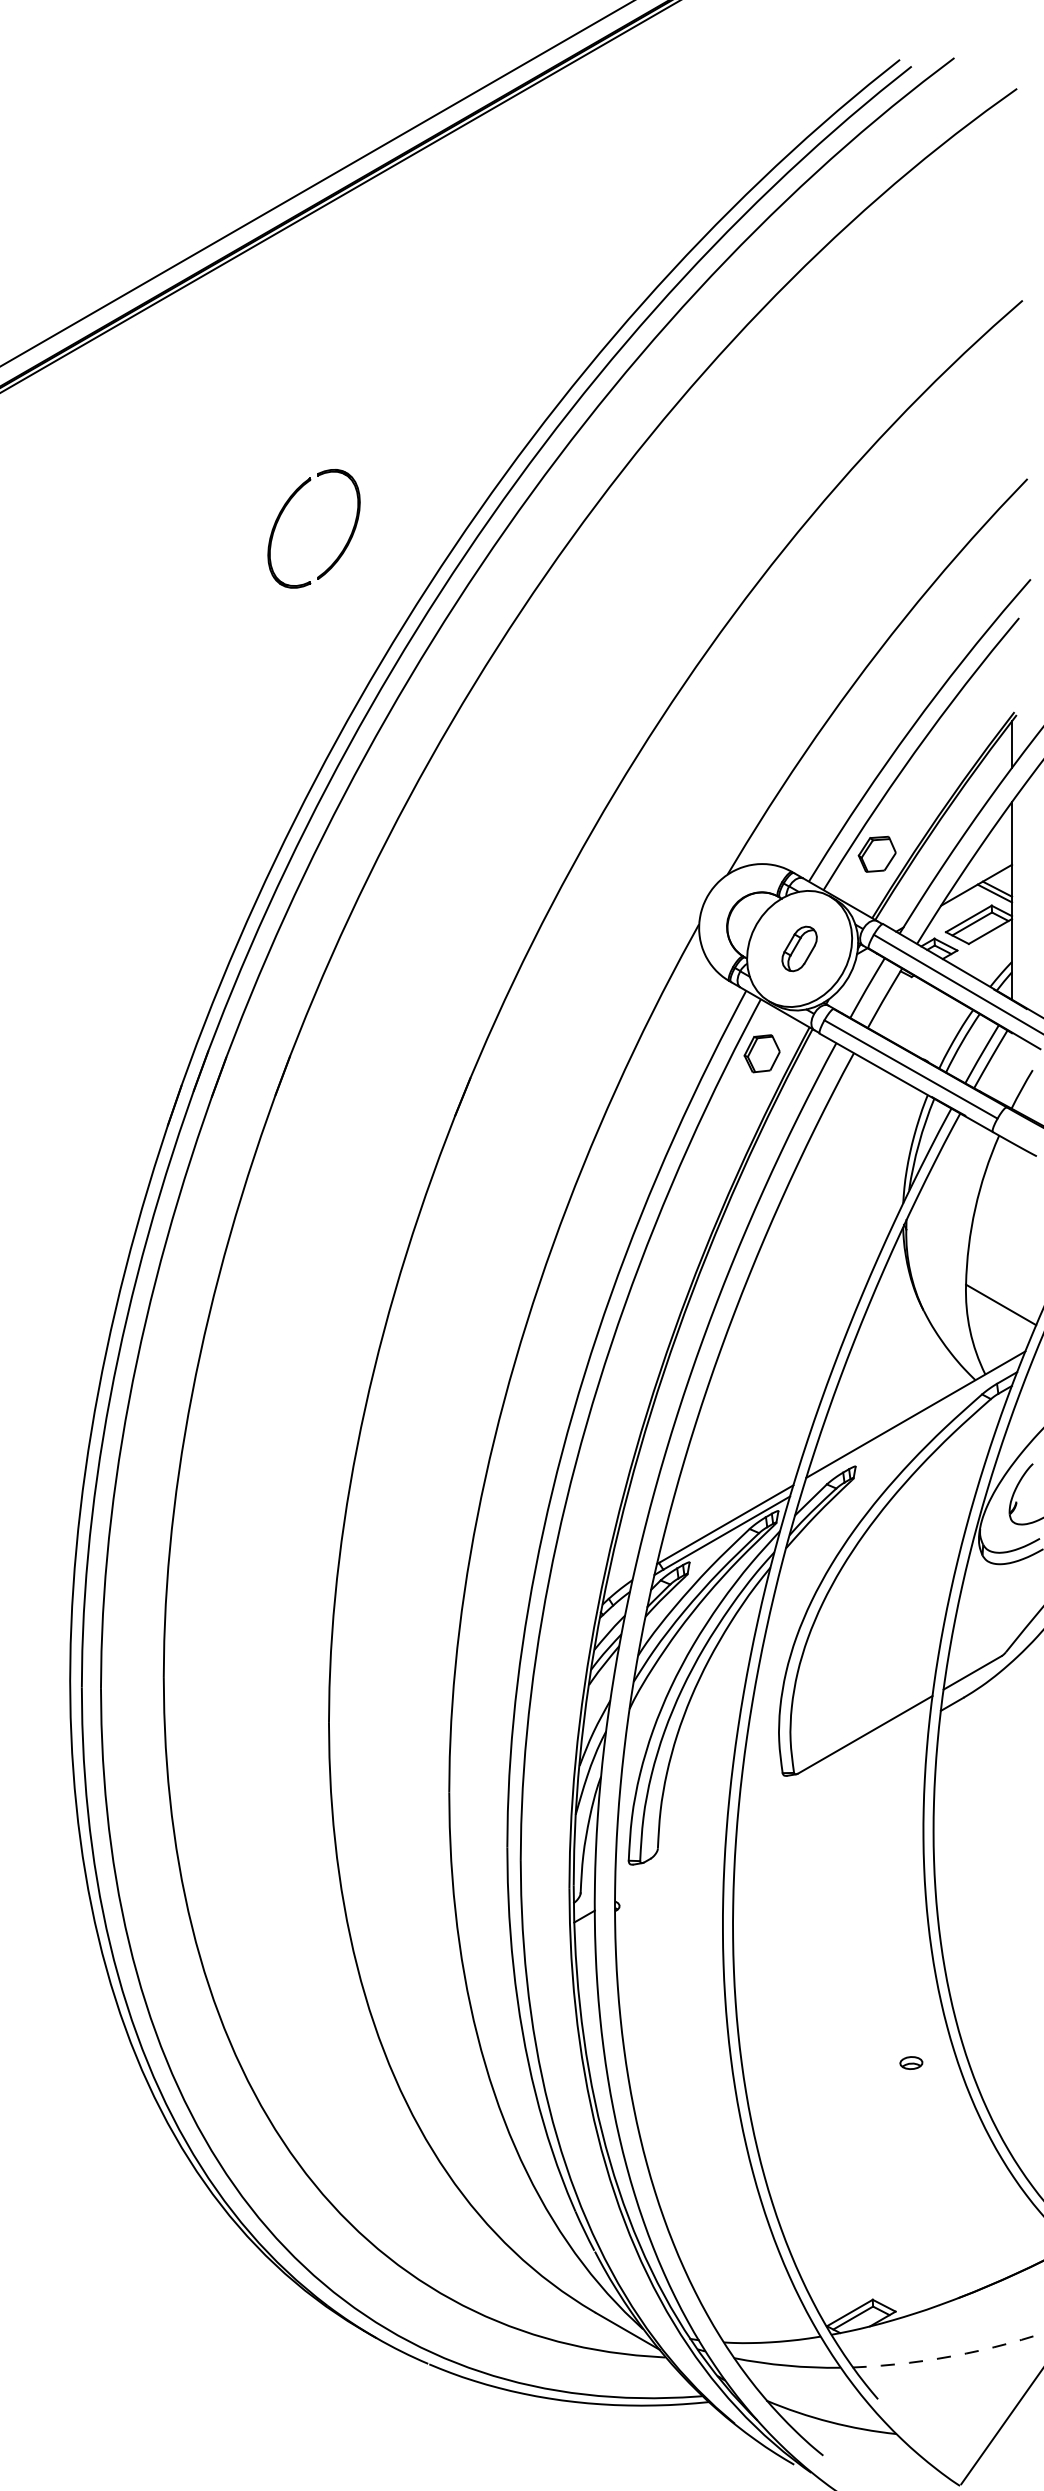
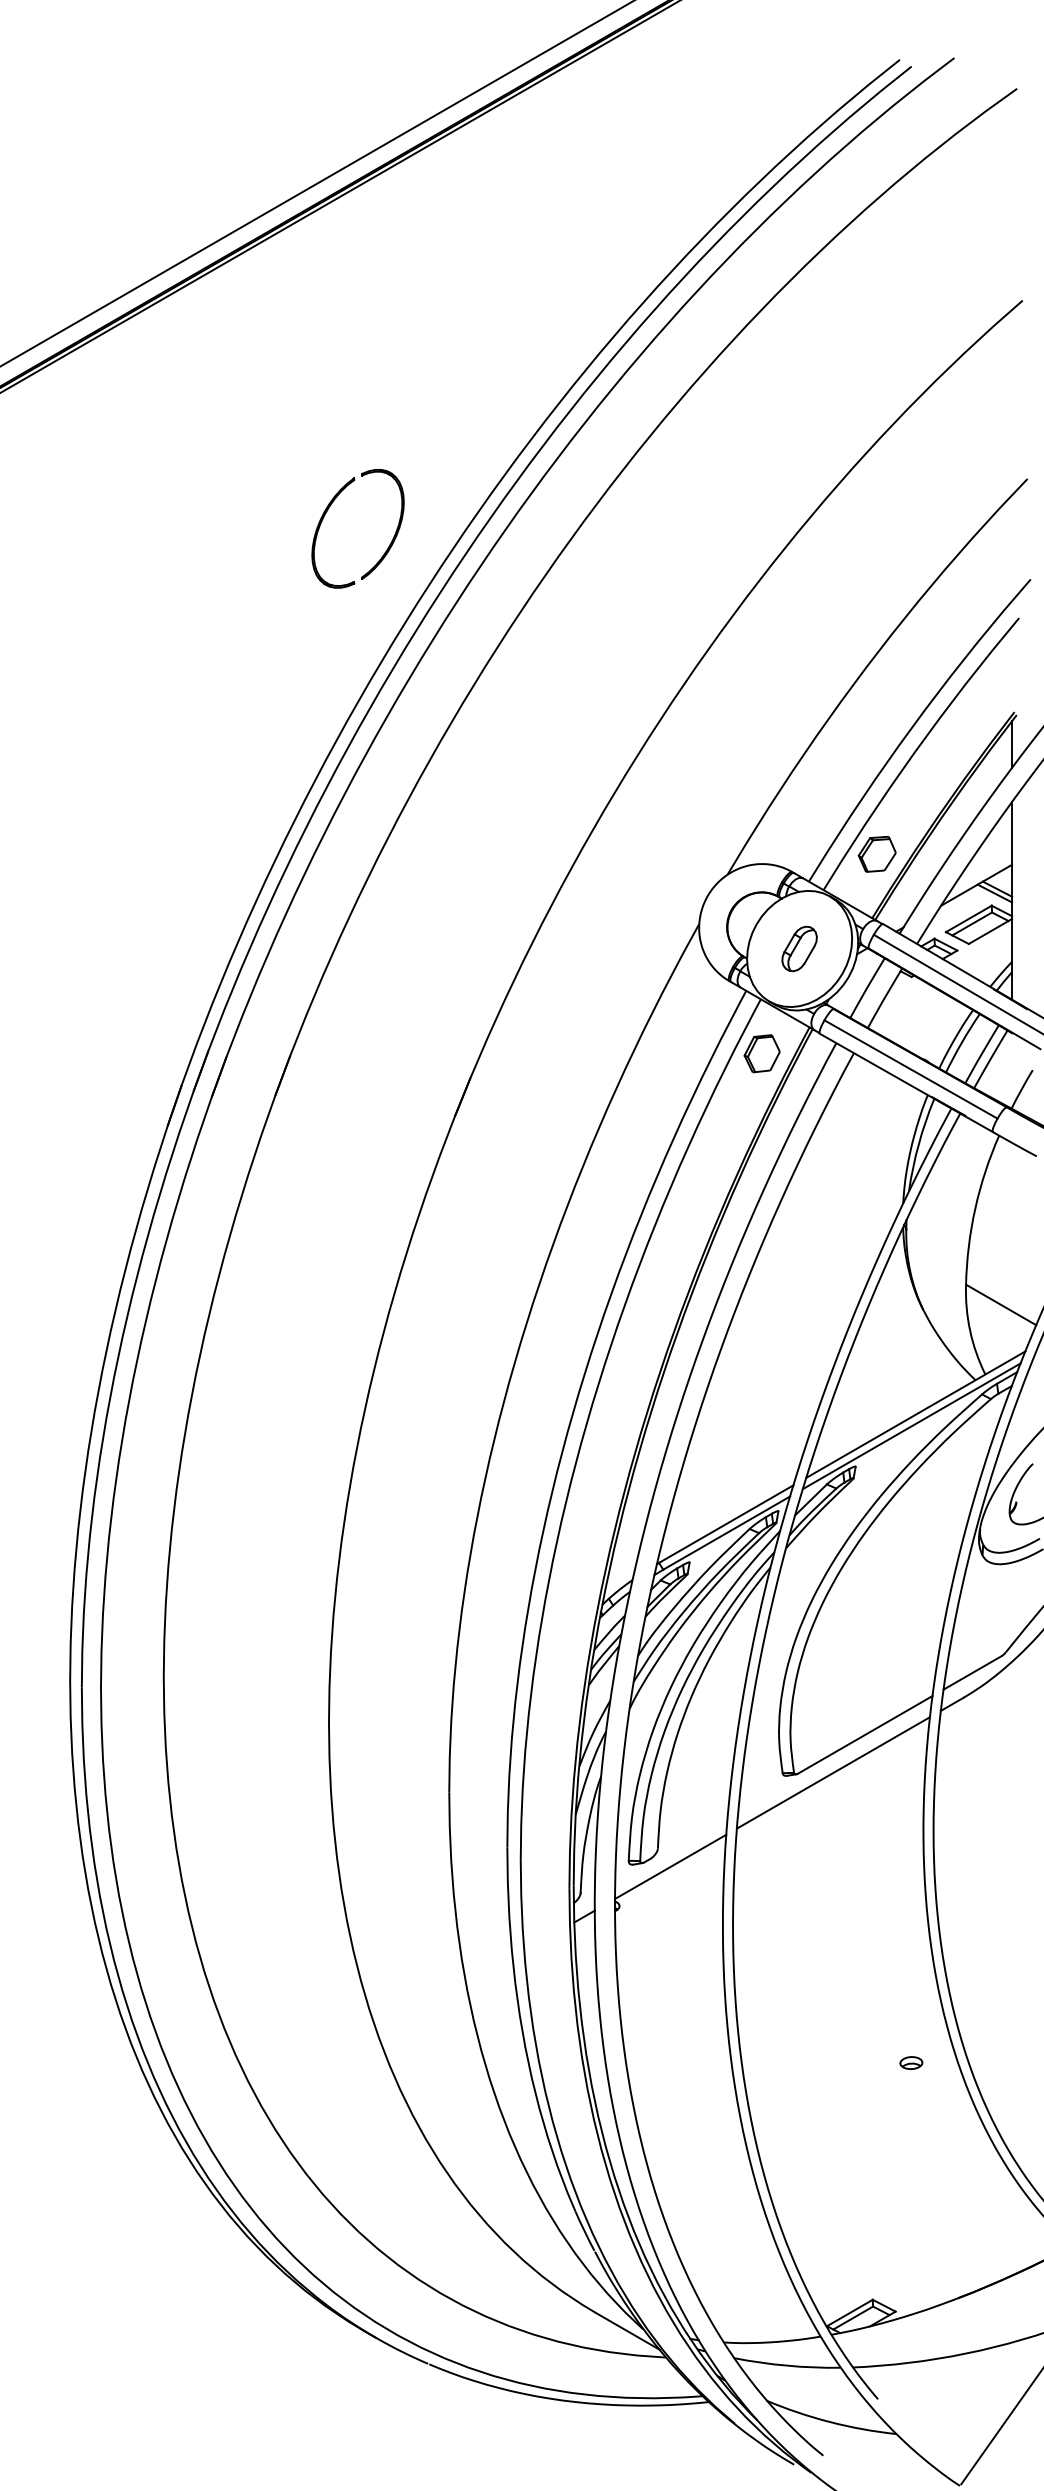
part position: (284, 510) -> (328, 510) (328, 510)
line: none -> present (911, 1426)
line: none -> present (832, 1772)
line: none -> present (670, 1866)
arc: dashed -> solid (949, 2356)
